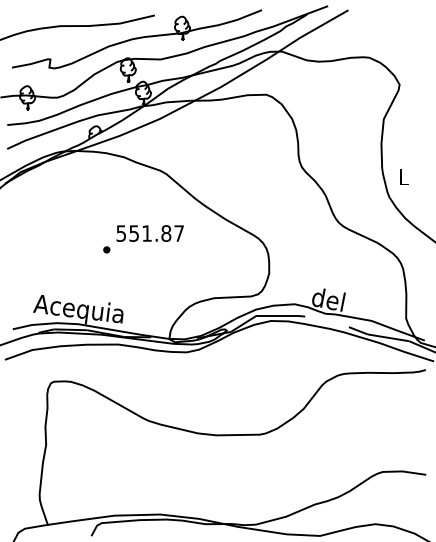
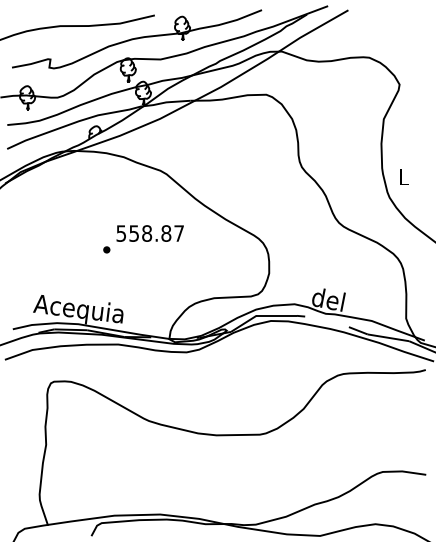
text: 551.87 -> 558.87 (147, 233)
